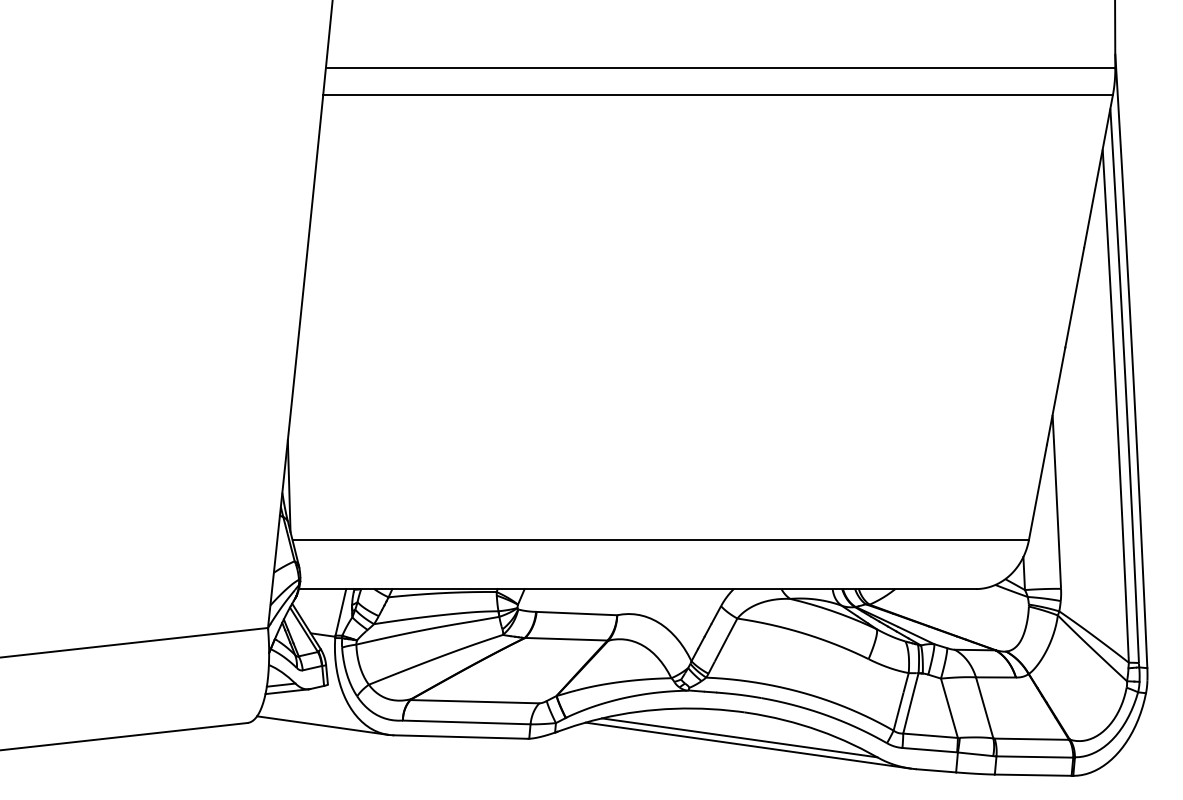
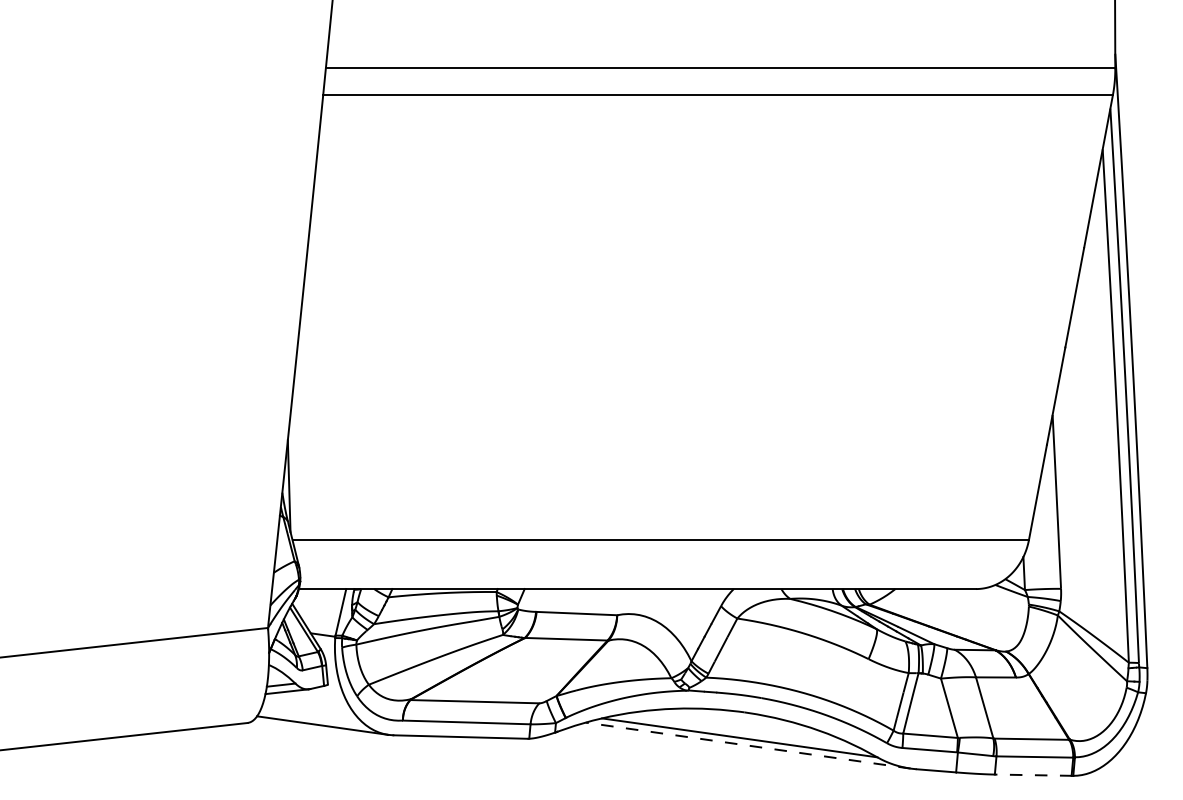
line: solid -> dashed (747, 745)
line: solid -> dashed (1033, 775)
